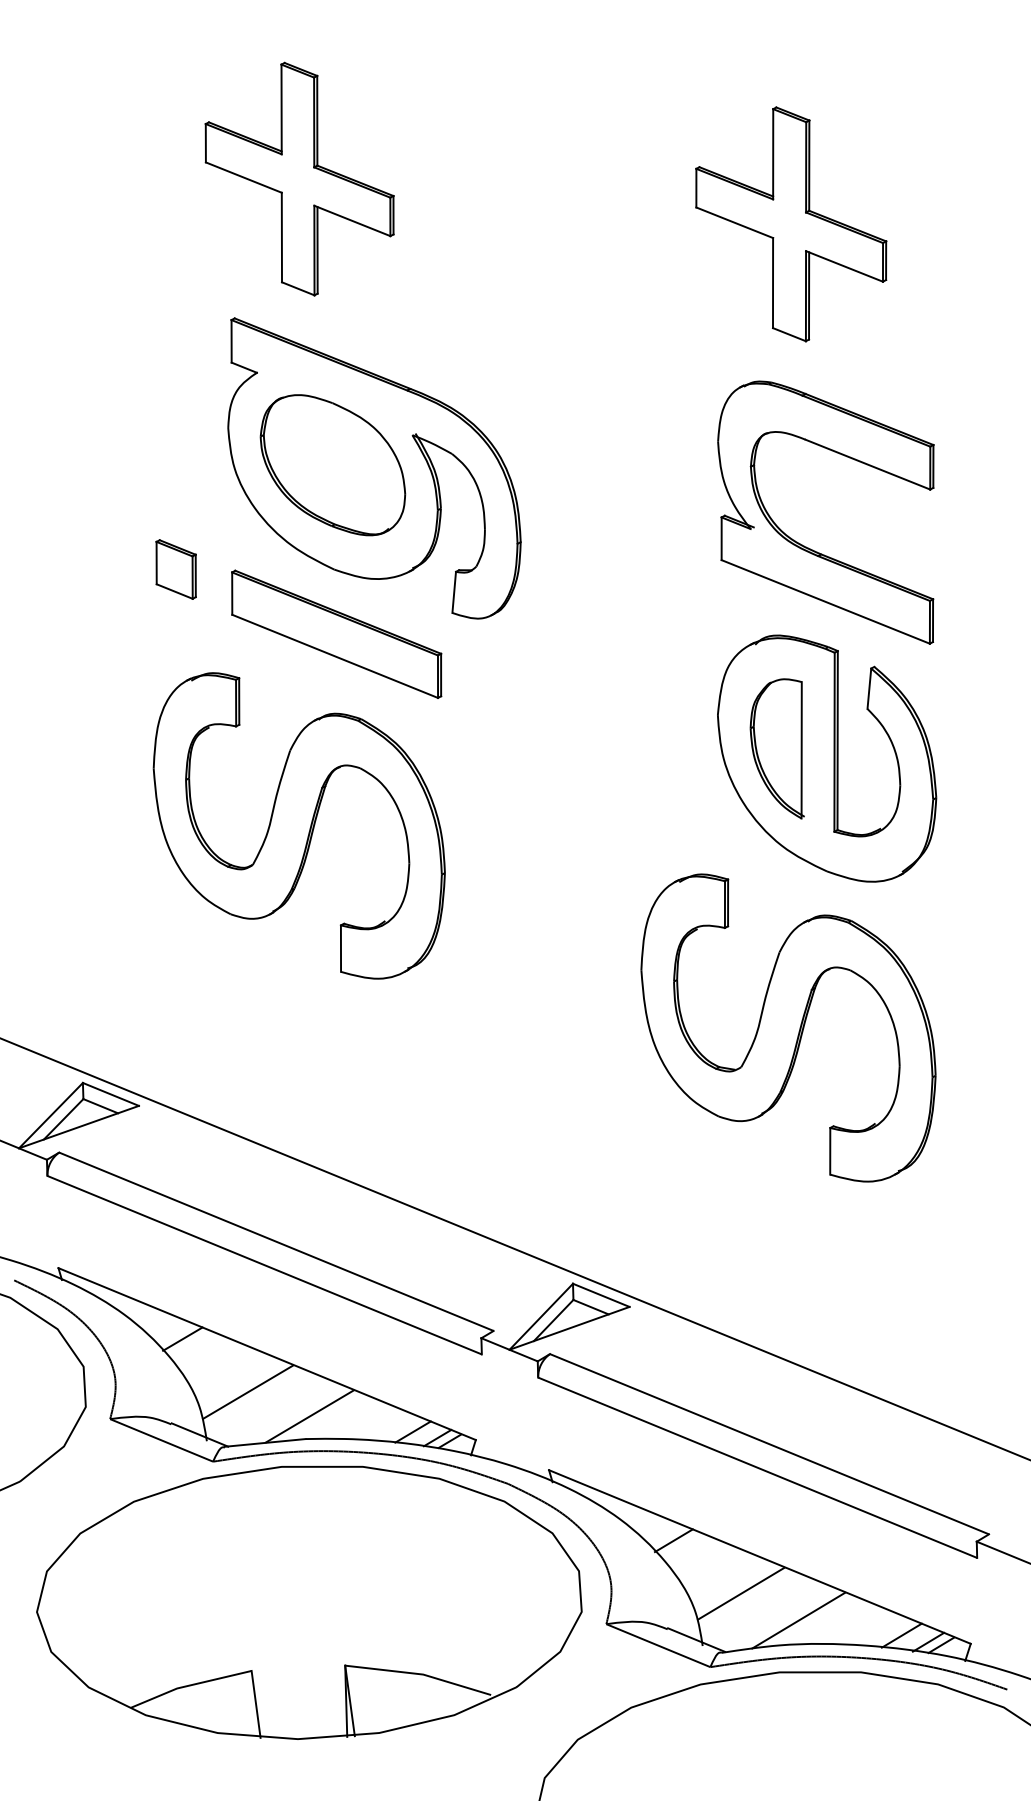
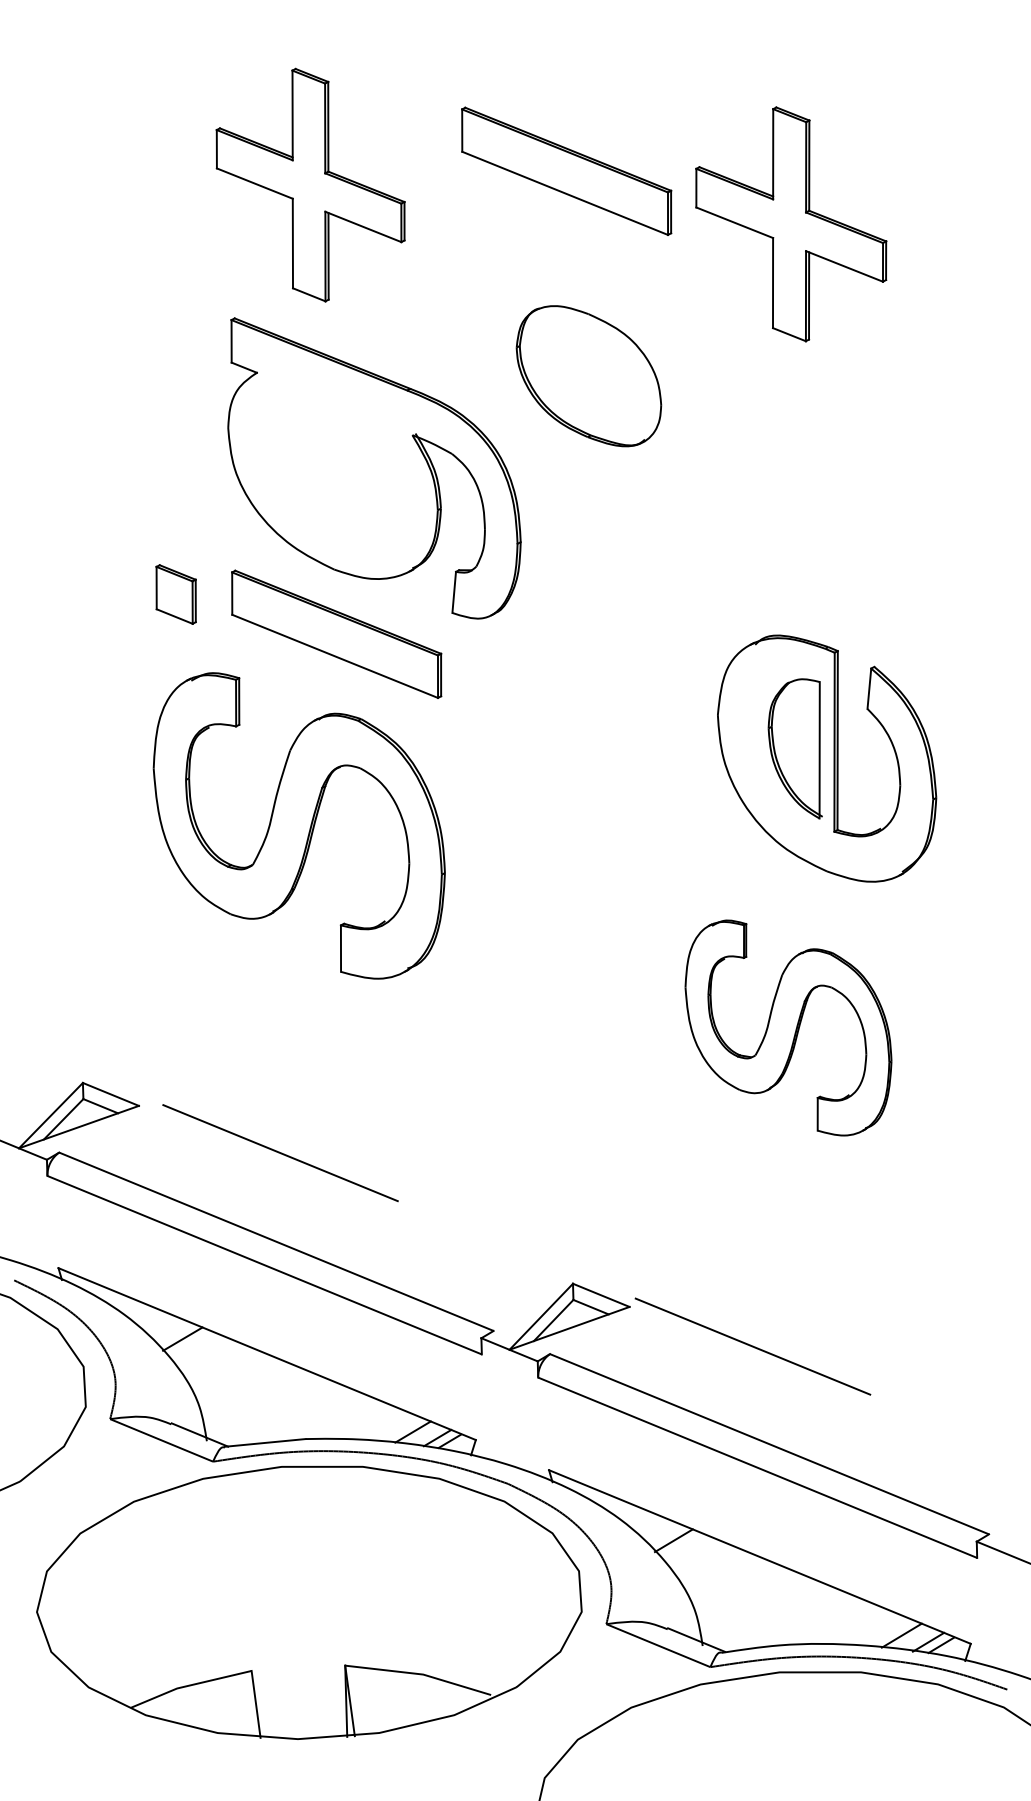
part: none -> present (566, 170)
part position: (299, 178) -> (310, 184) (310, 184)
part position: (332, 465) -> (588, 376) (588, 376)
part: present -> none (808, 547)
part position: (175, 569) -> (175, 594) (175, 594)
part position: (776, 748) -> (794, 748) (794, 748)
part size: 297x310 px -> 209x218 px (788, 1027)
line: solid -> dashed (515, 1249)
line: present -> none (247, 1392)
line: present -> none (309, 1416)
line: present -> none (741, 1593)
line: present -> none (798, 1620)
